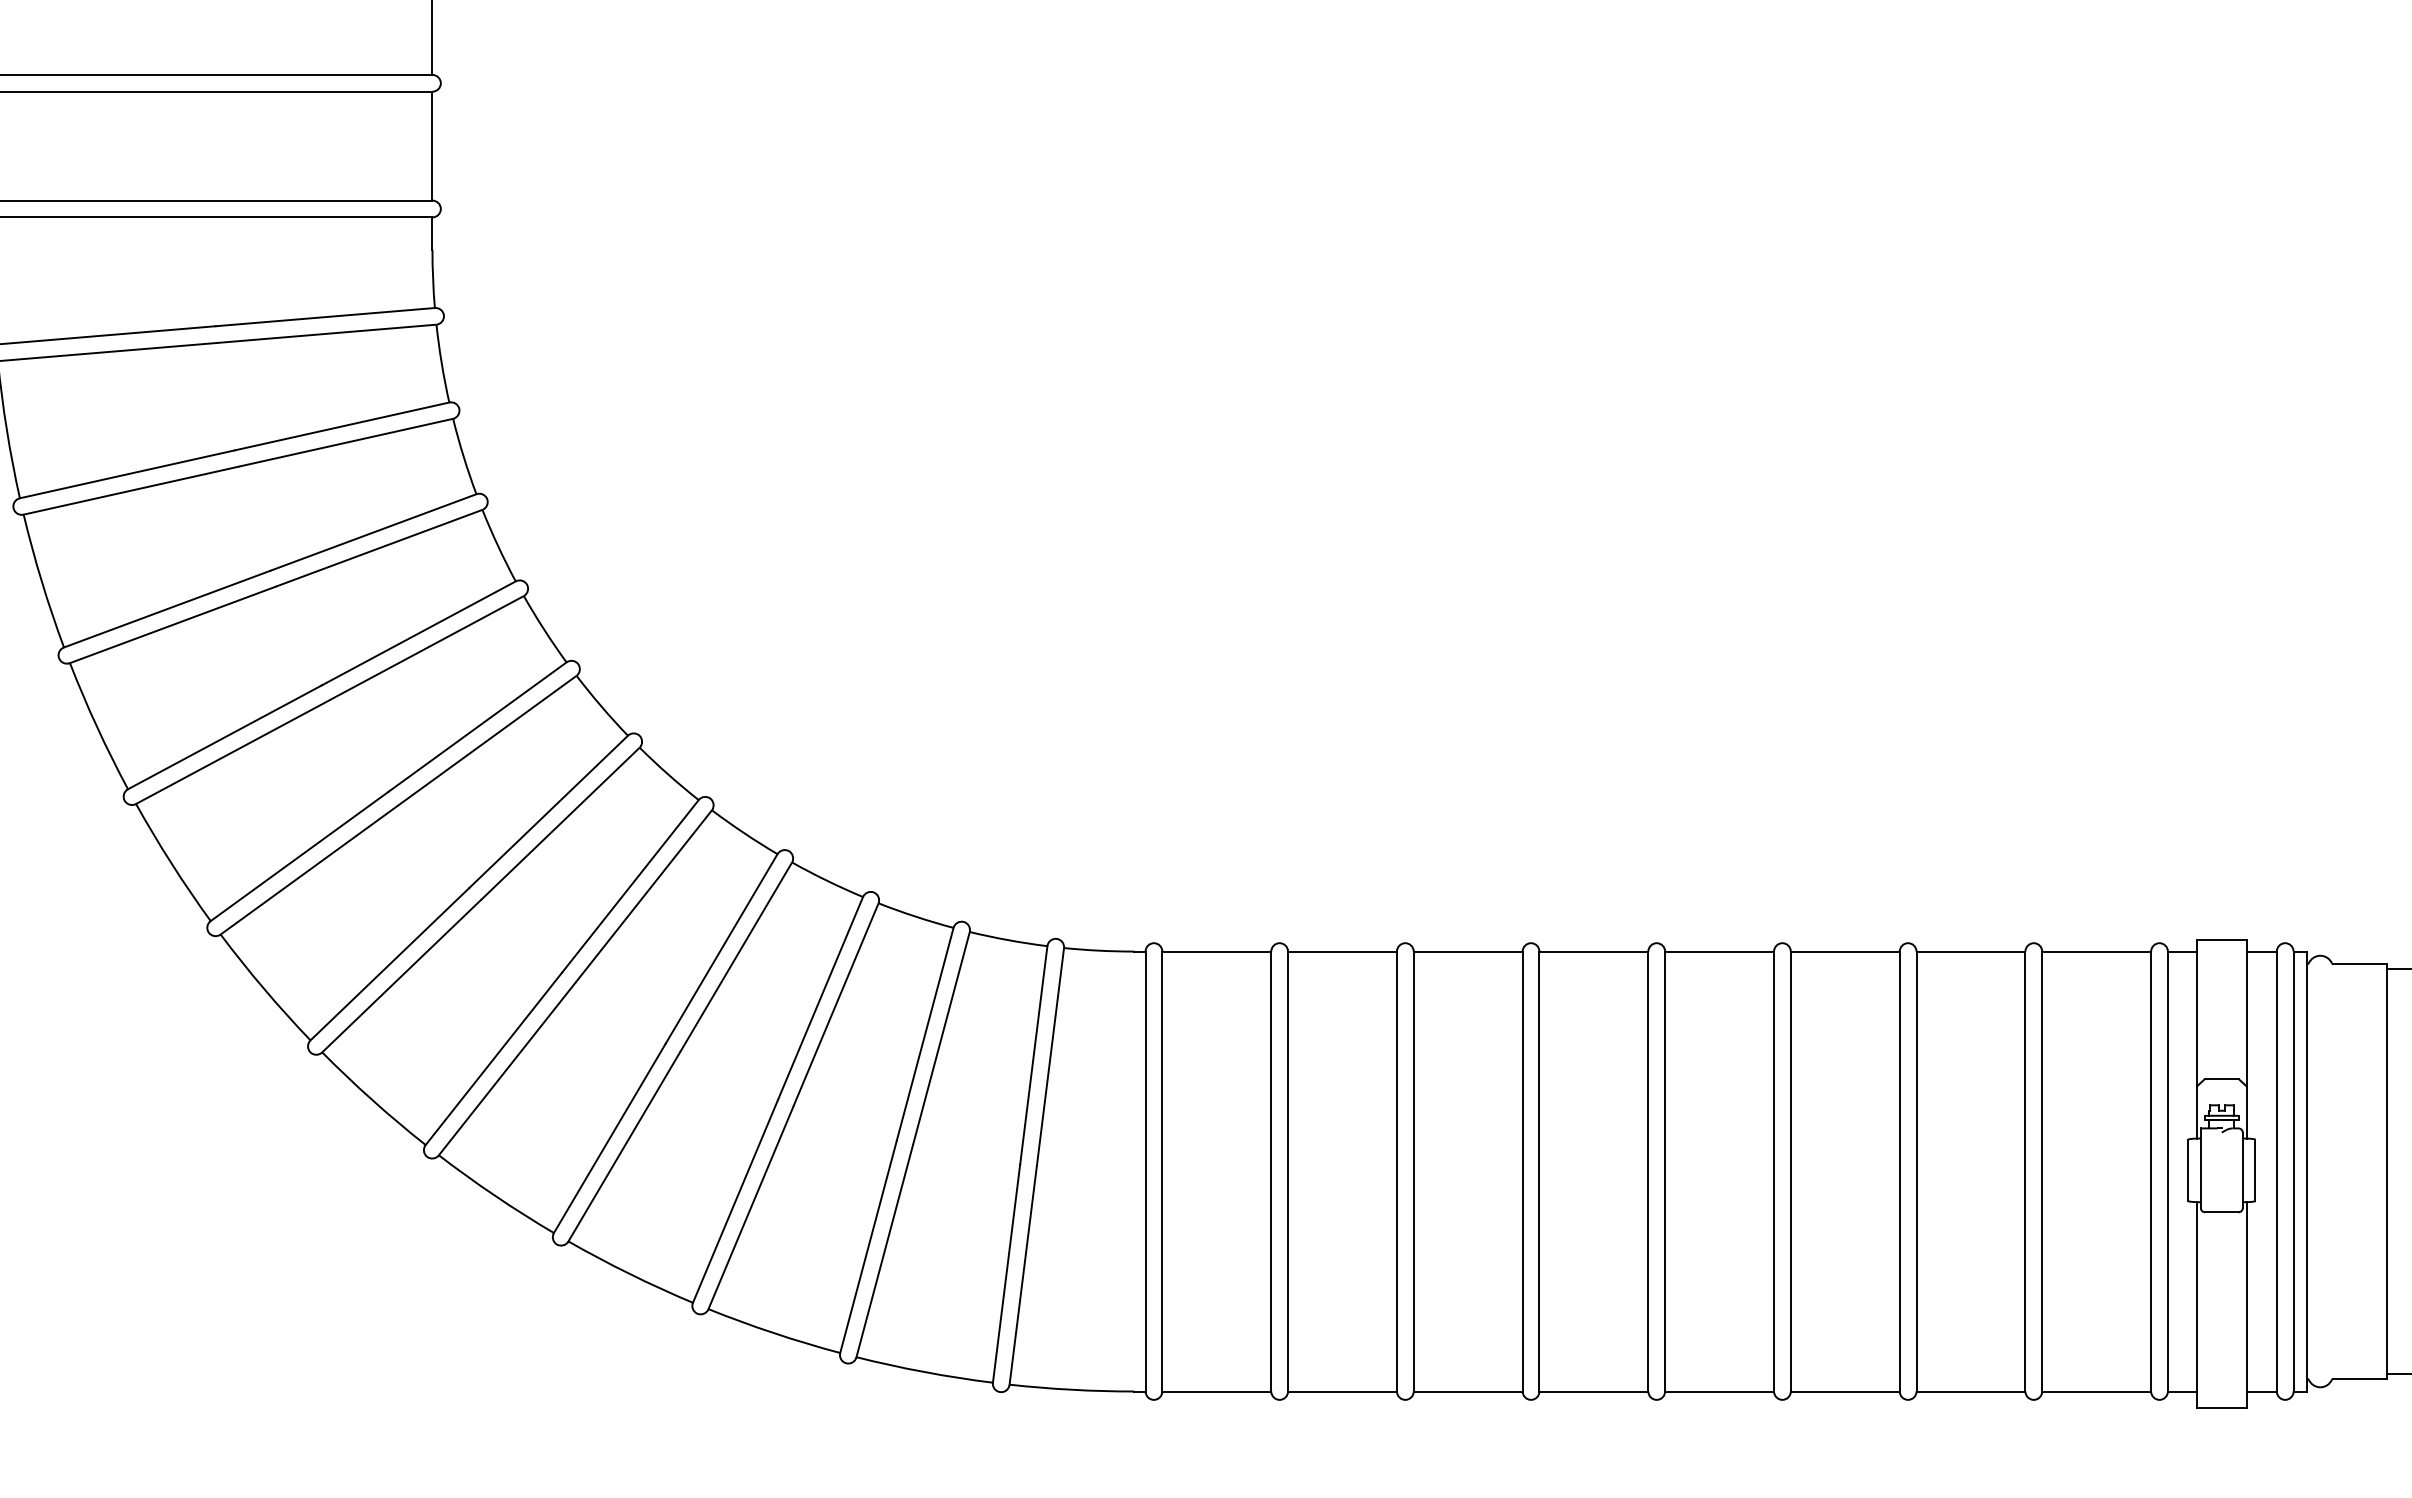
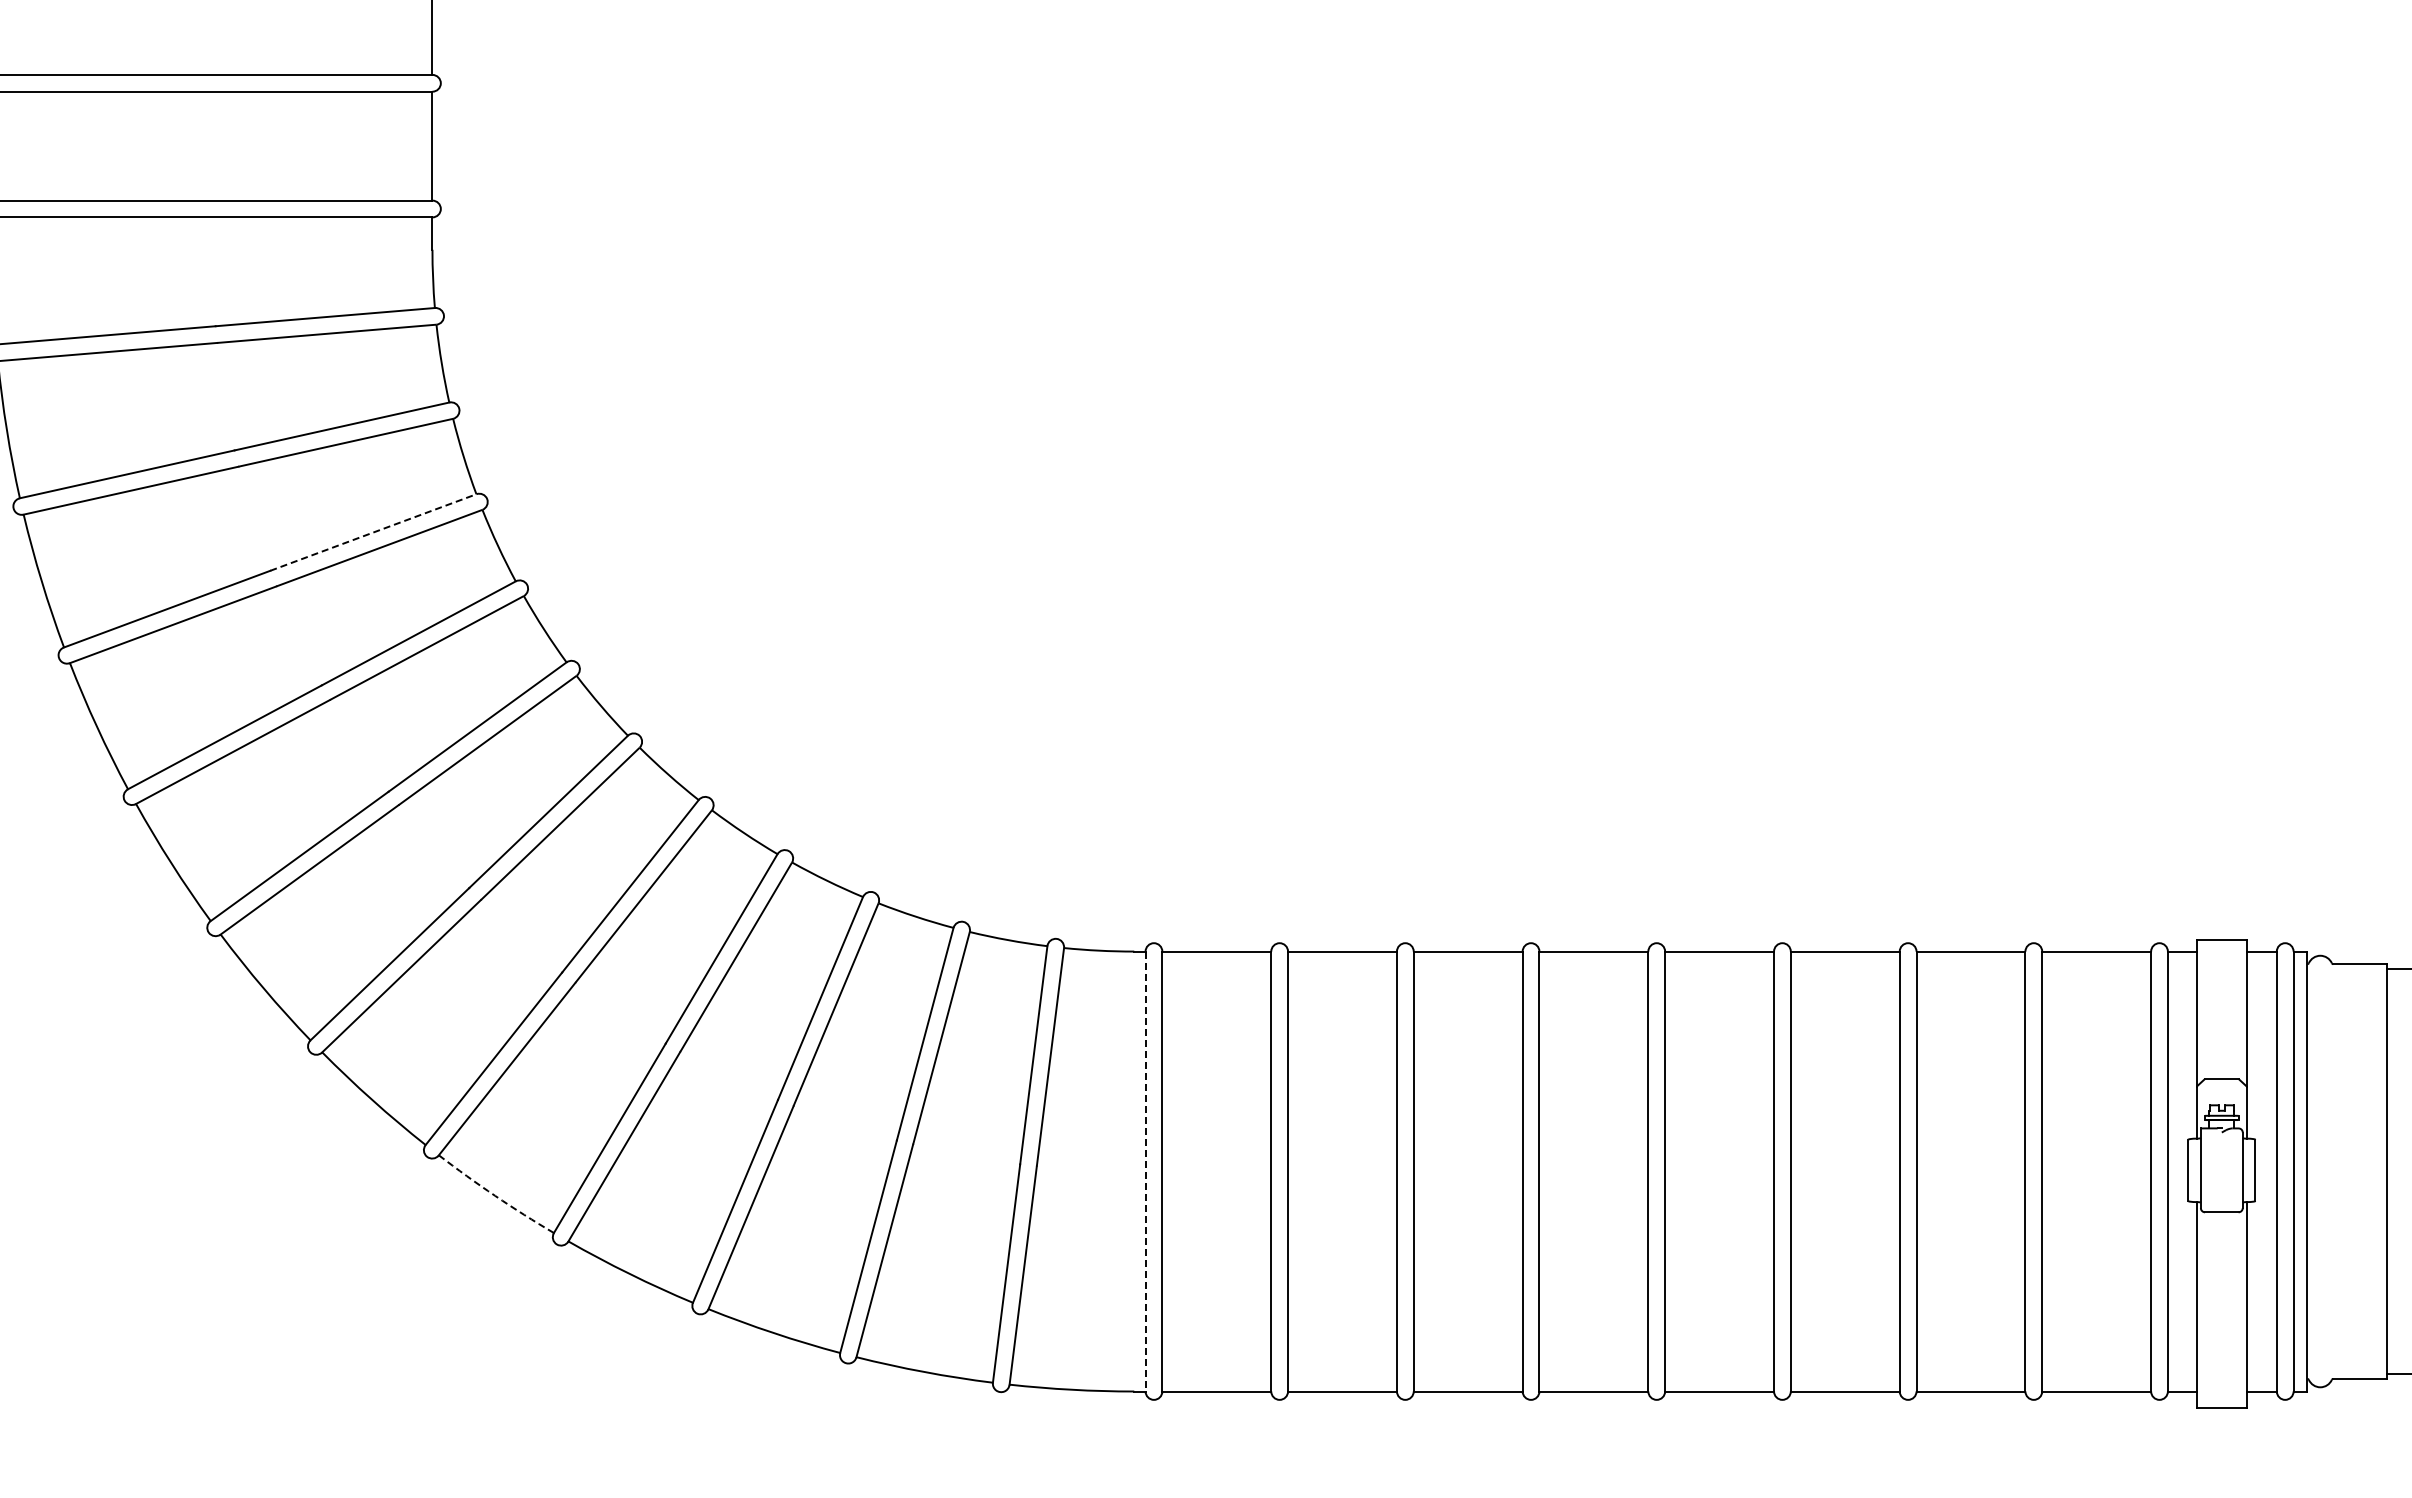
line: solid -> dashed (373, 532)
line: solid -> dashed (1145, 1171)
arc: solid -> dashed (495, 1195)
